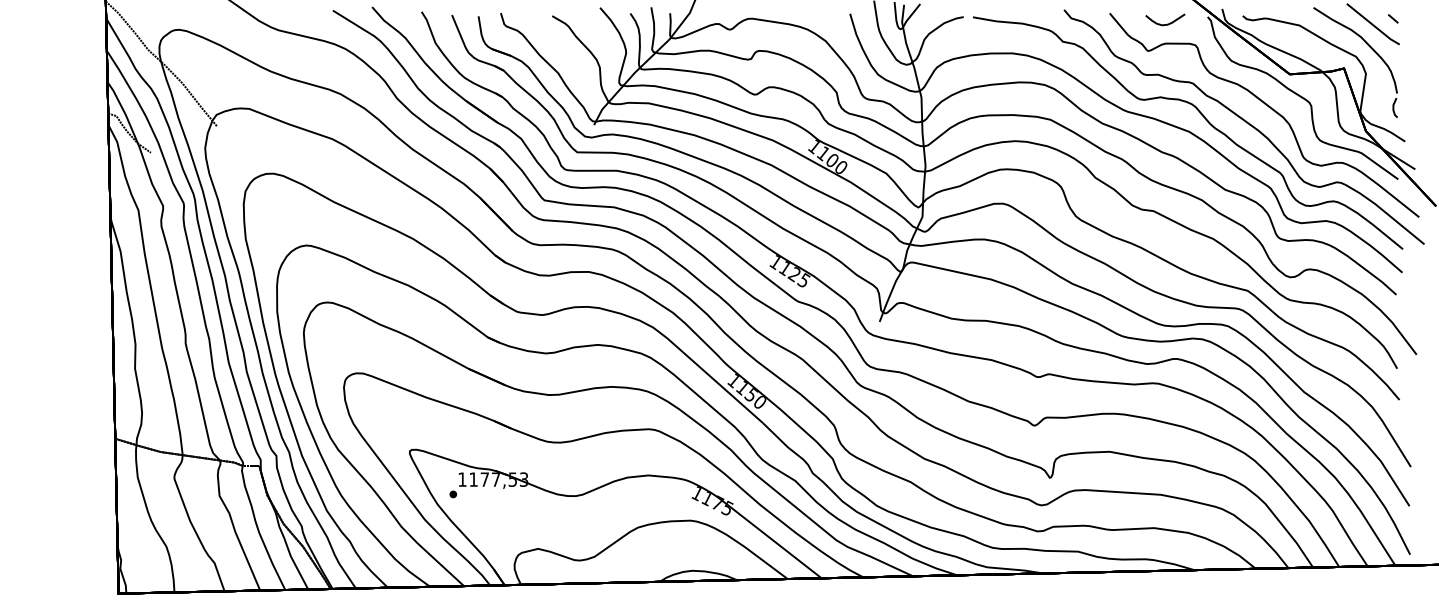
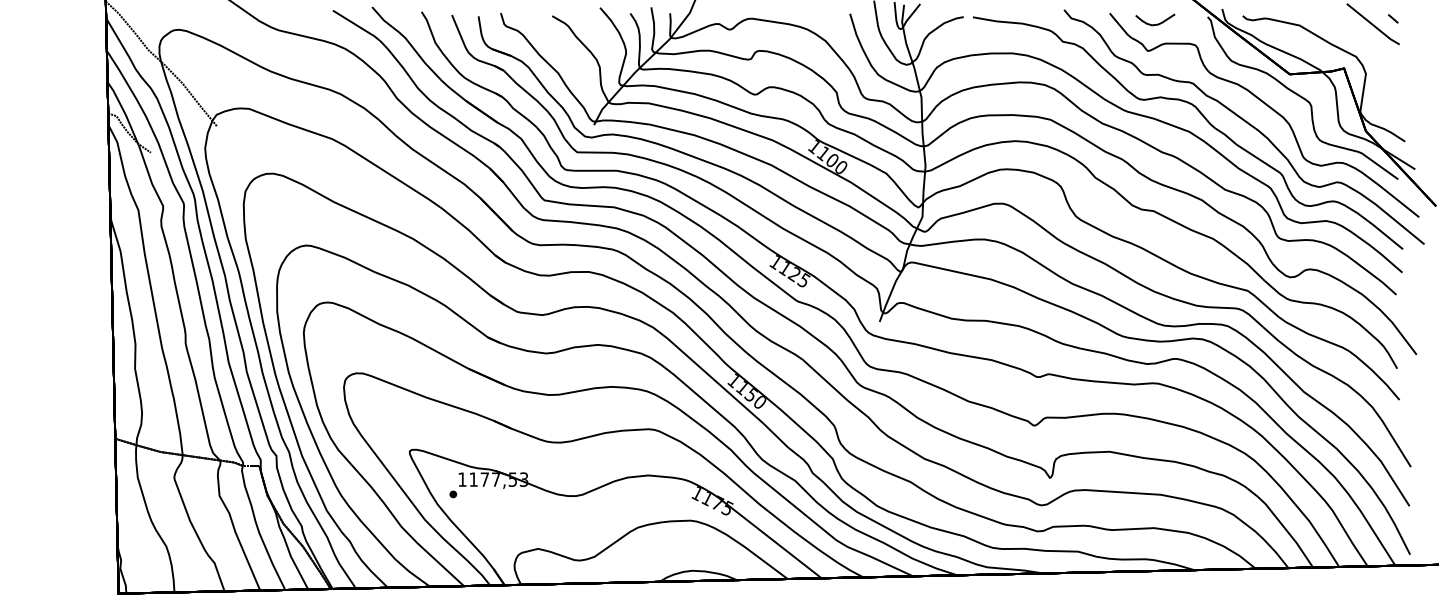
curve position: (1166, 23) -> (1156, 23) (1156, 23)
part: present -> none (1369, 47)
